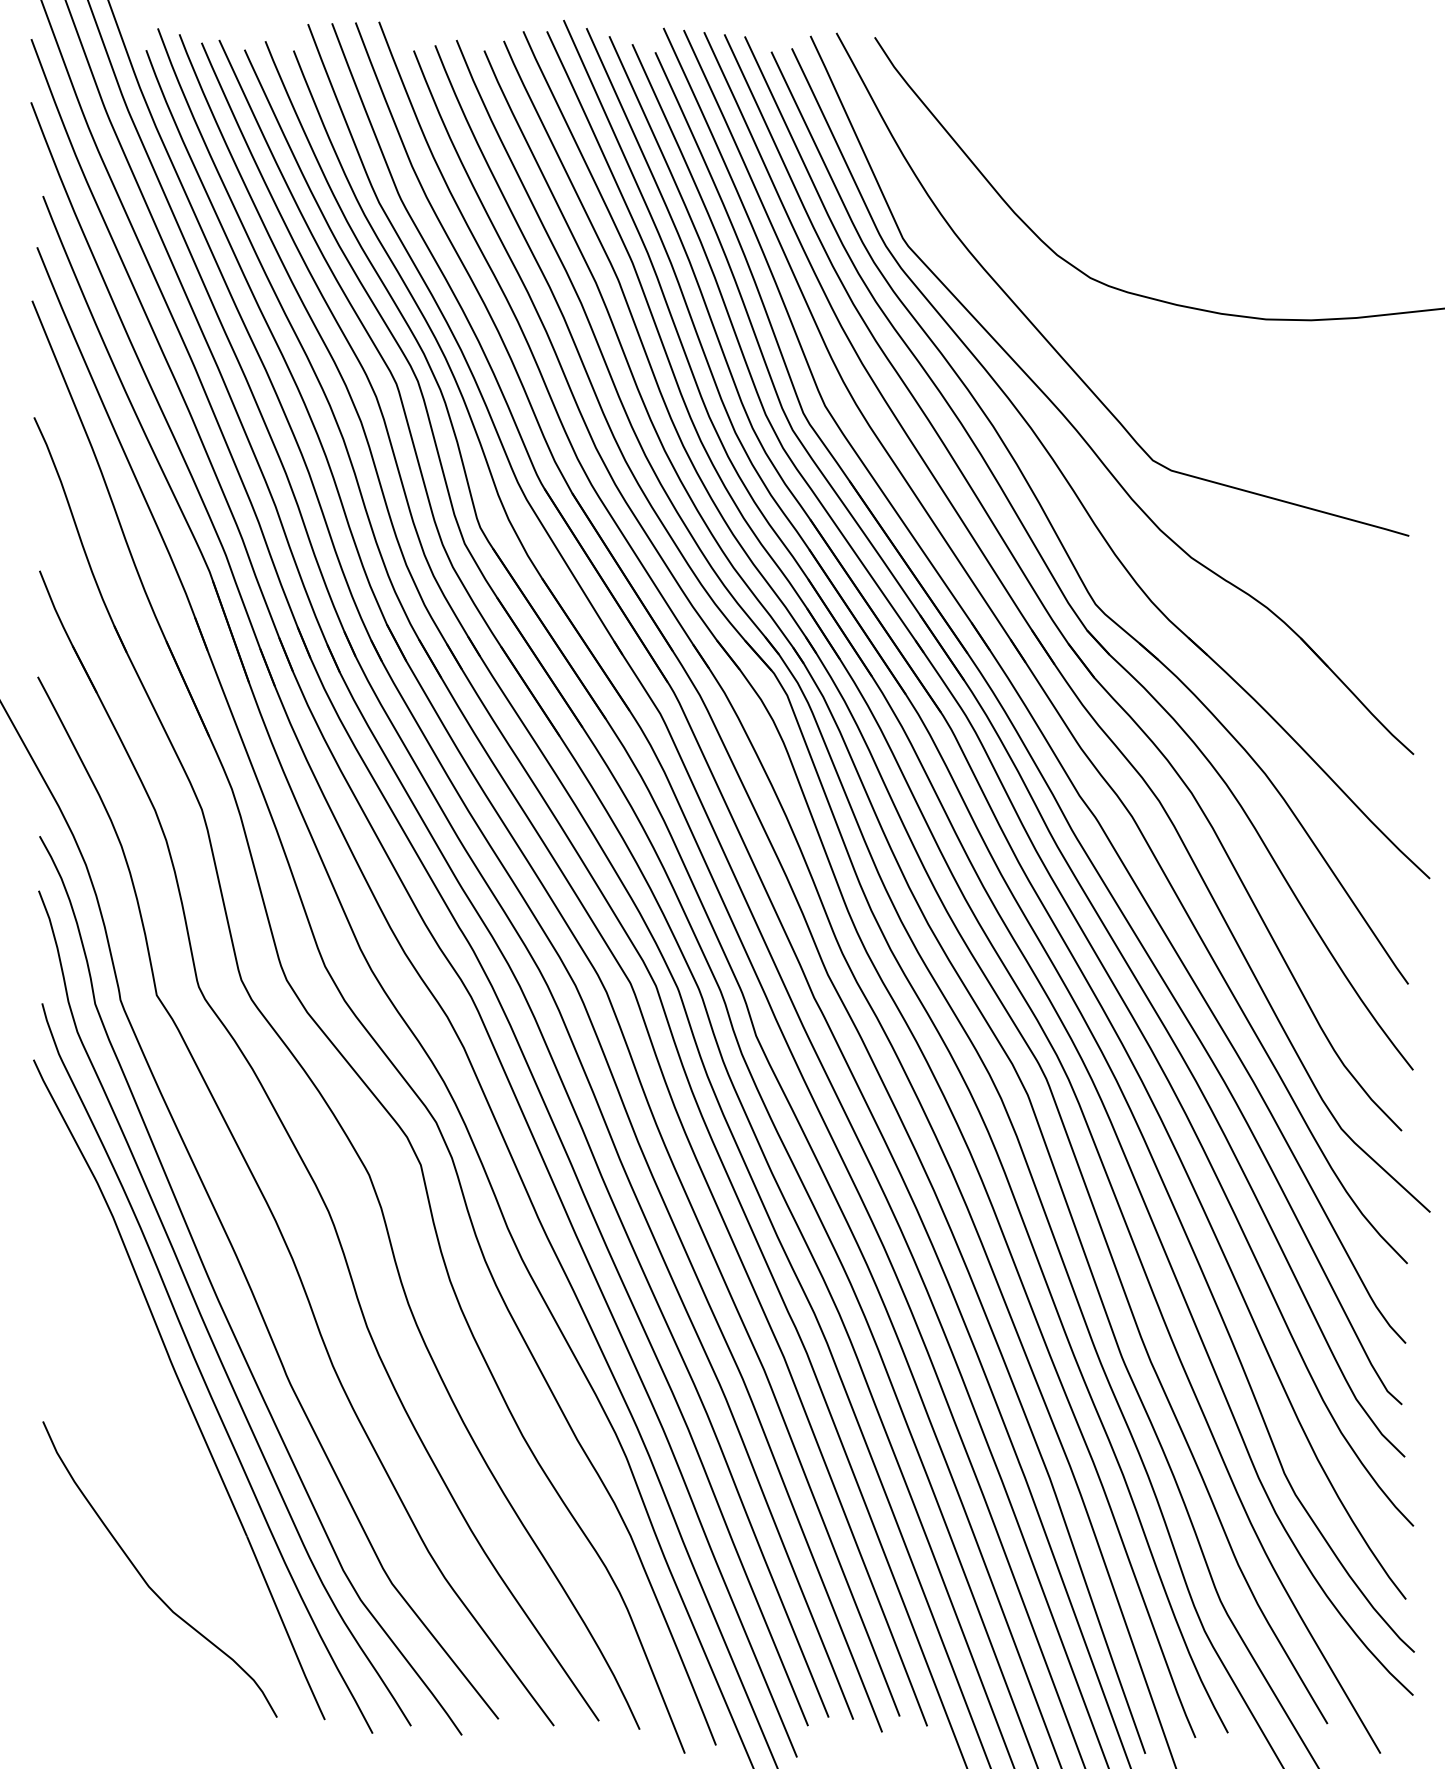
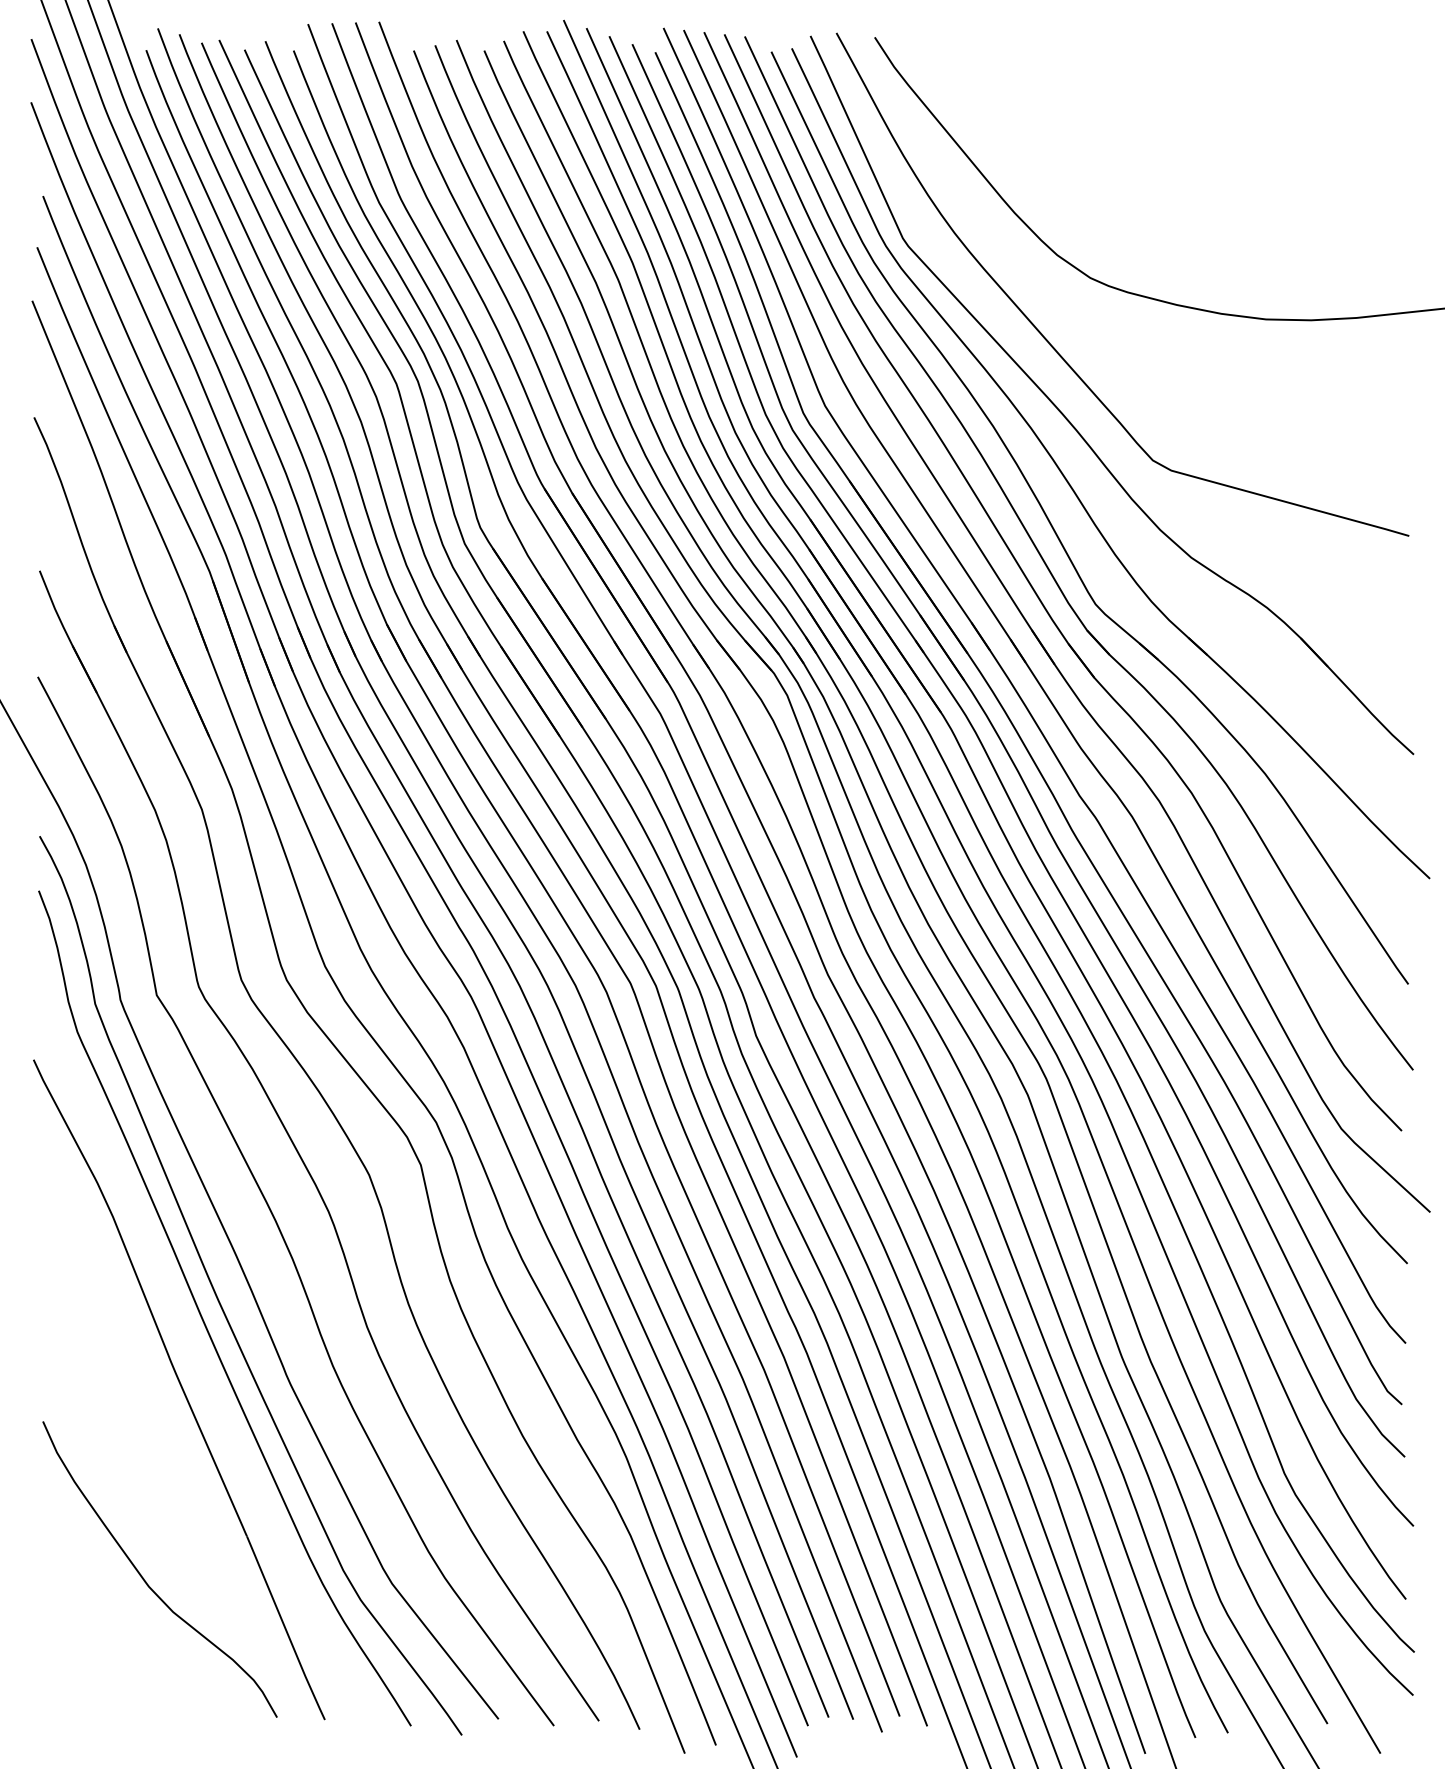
curve: present -> none (201, 1371)
